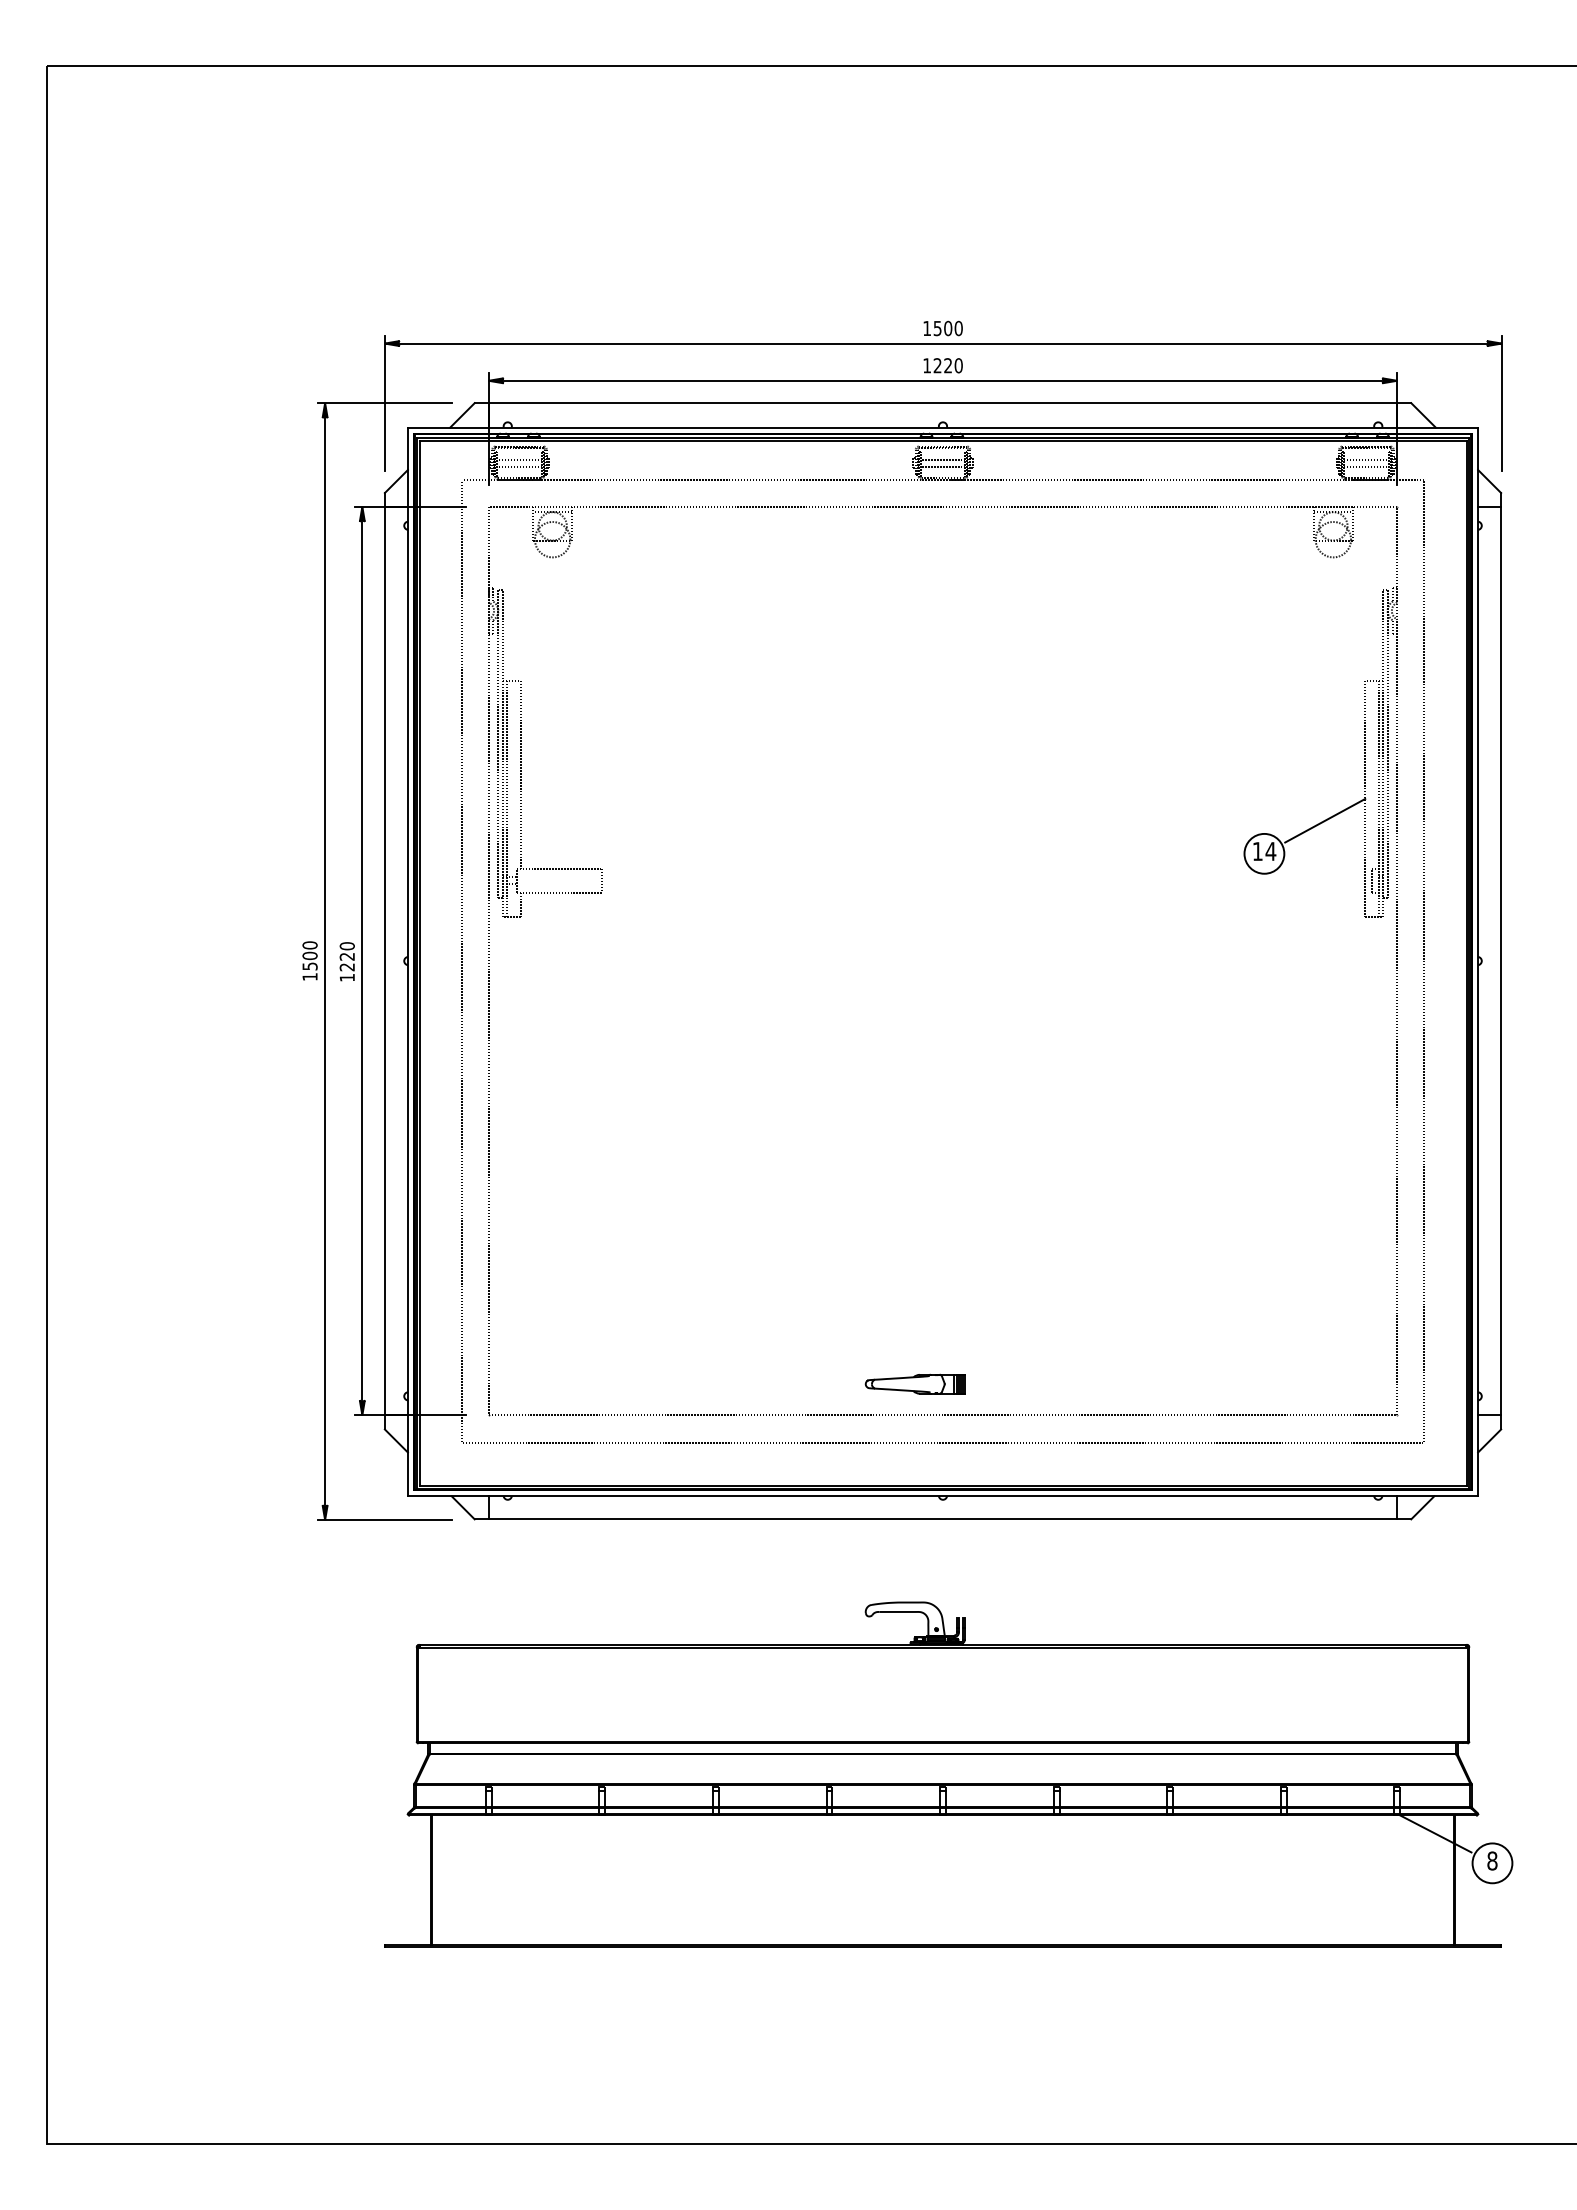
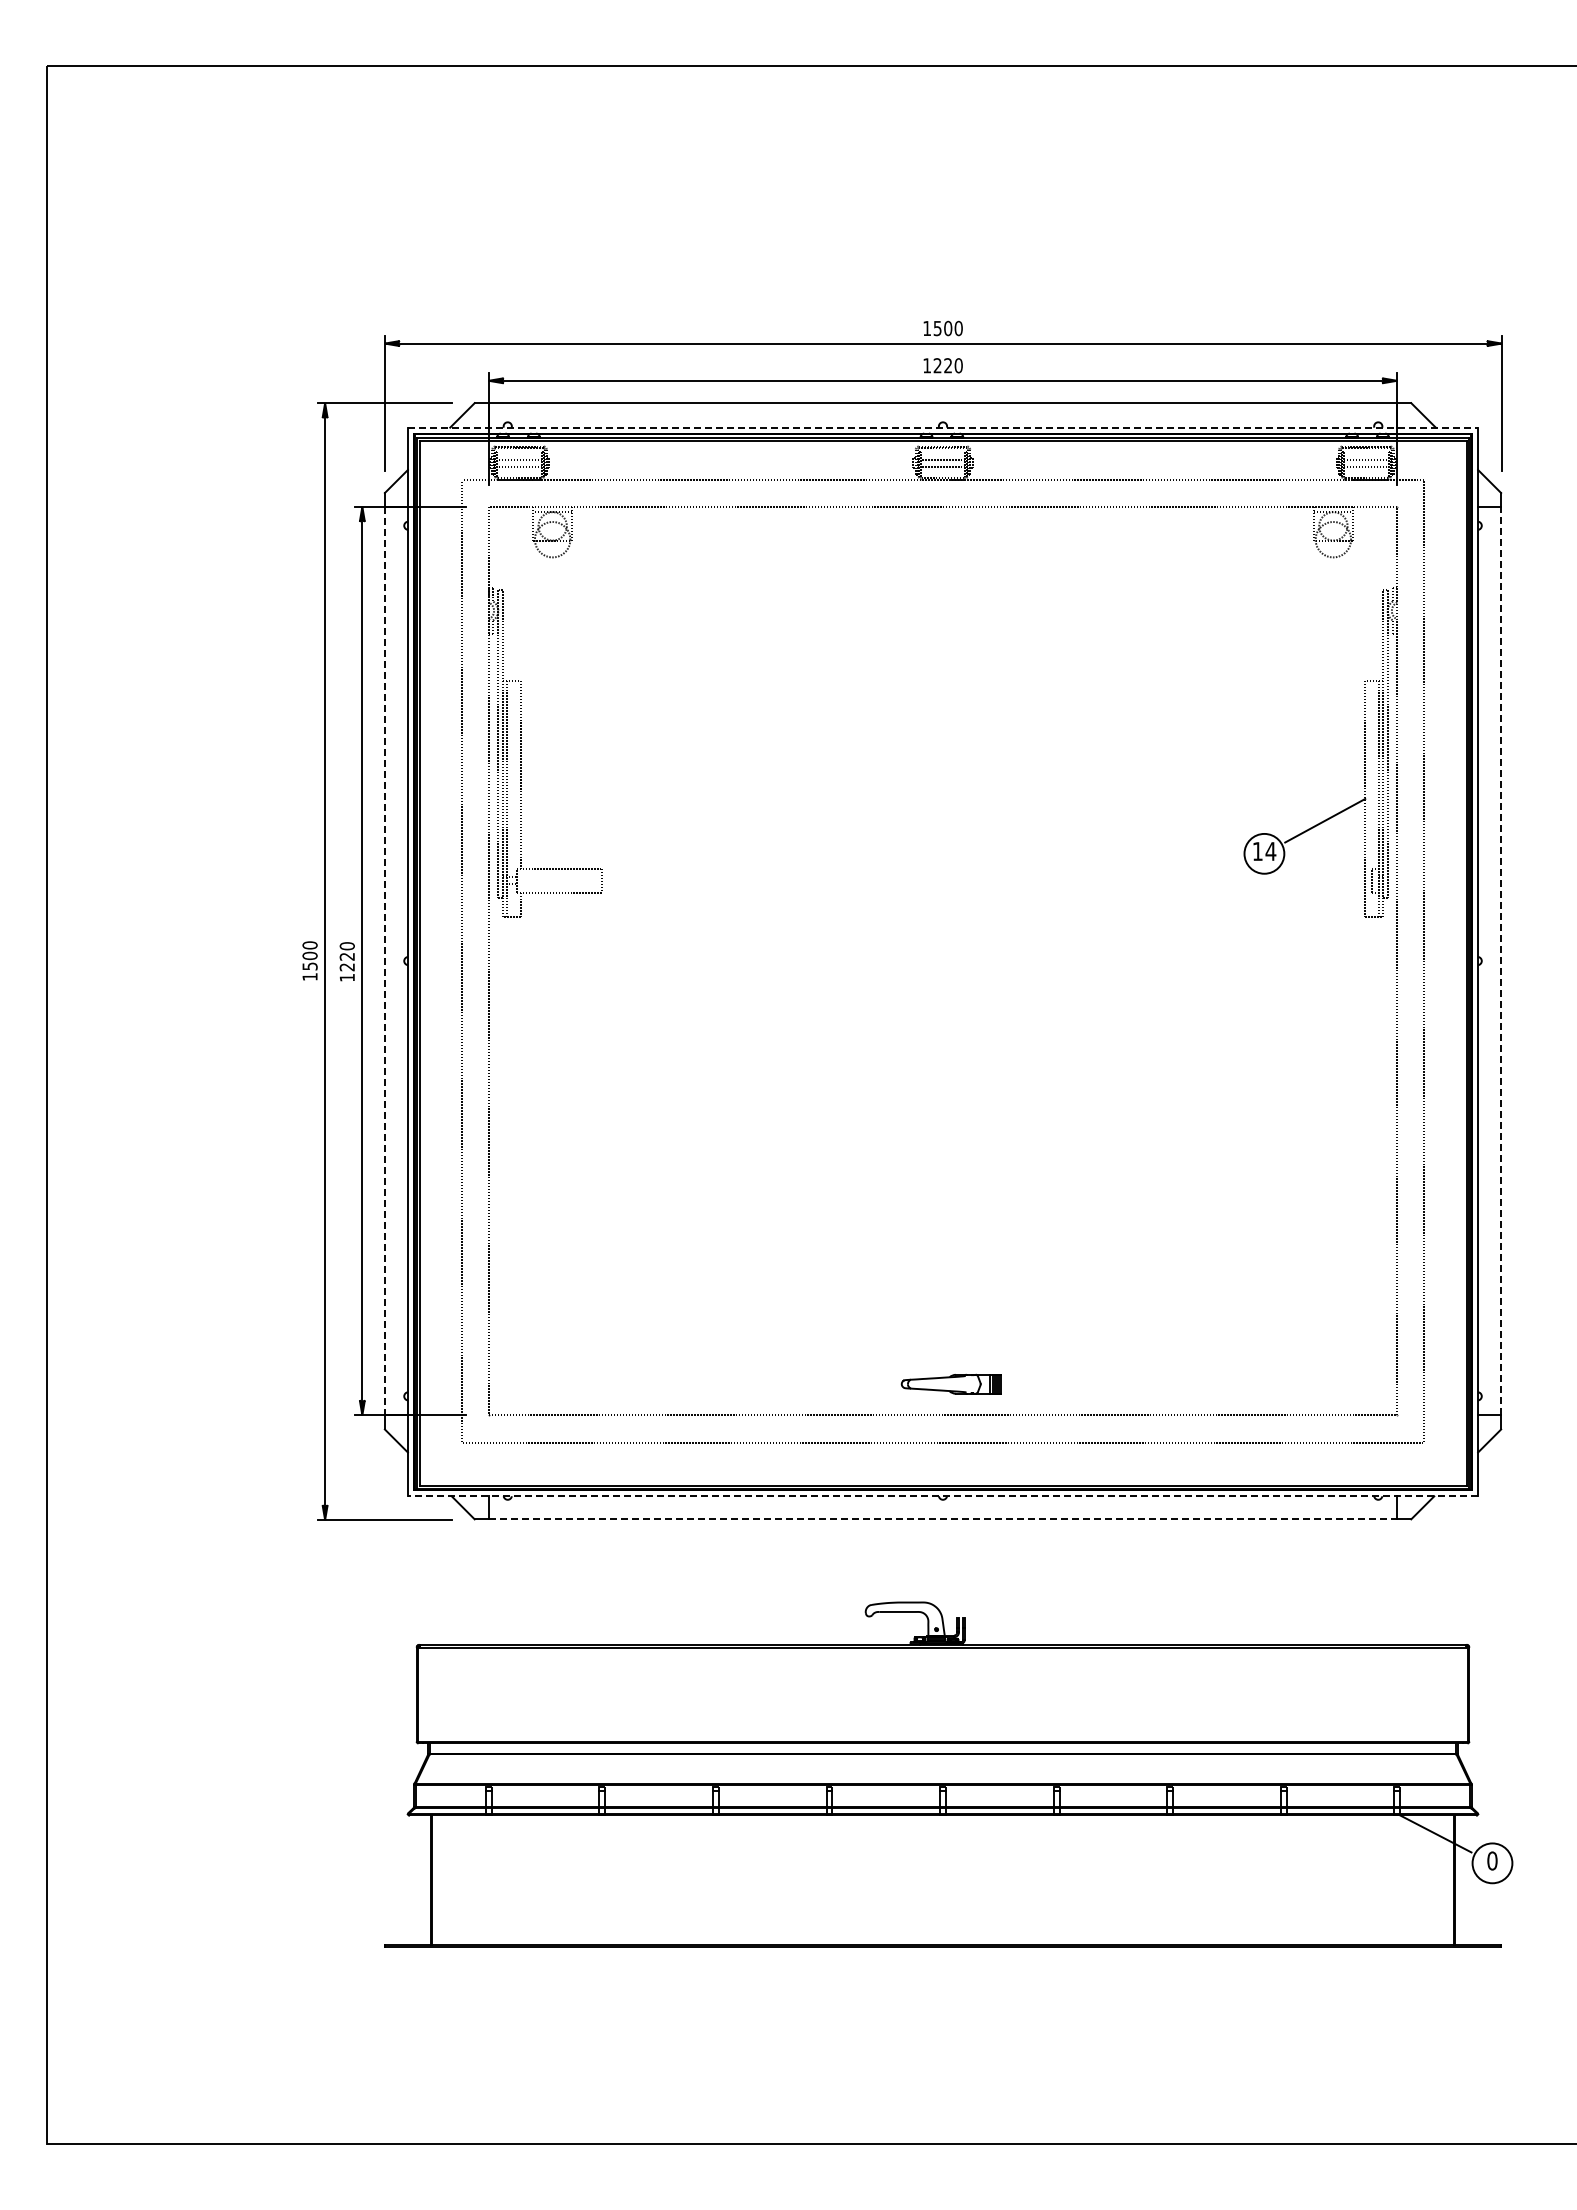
line: solid -> dashed (943, 427)
line: solid -> dashed (1501, 960)
line: solid -> dashed (384, 961)
part position: (914, 1383) -> (950, 1383) (950, 1383)
line: solid -> dashed (942, 1496)
line: solid -> dashed (943, 1519)
text: 8 -> 0 (1492, 1860)
